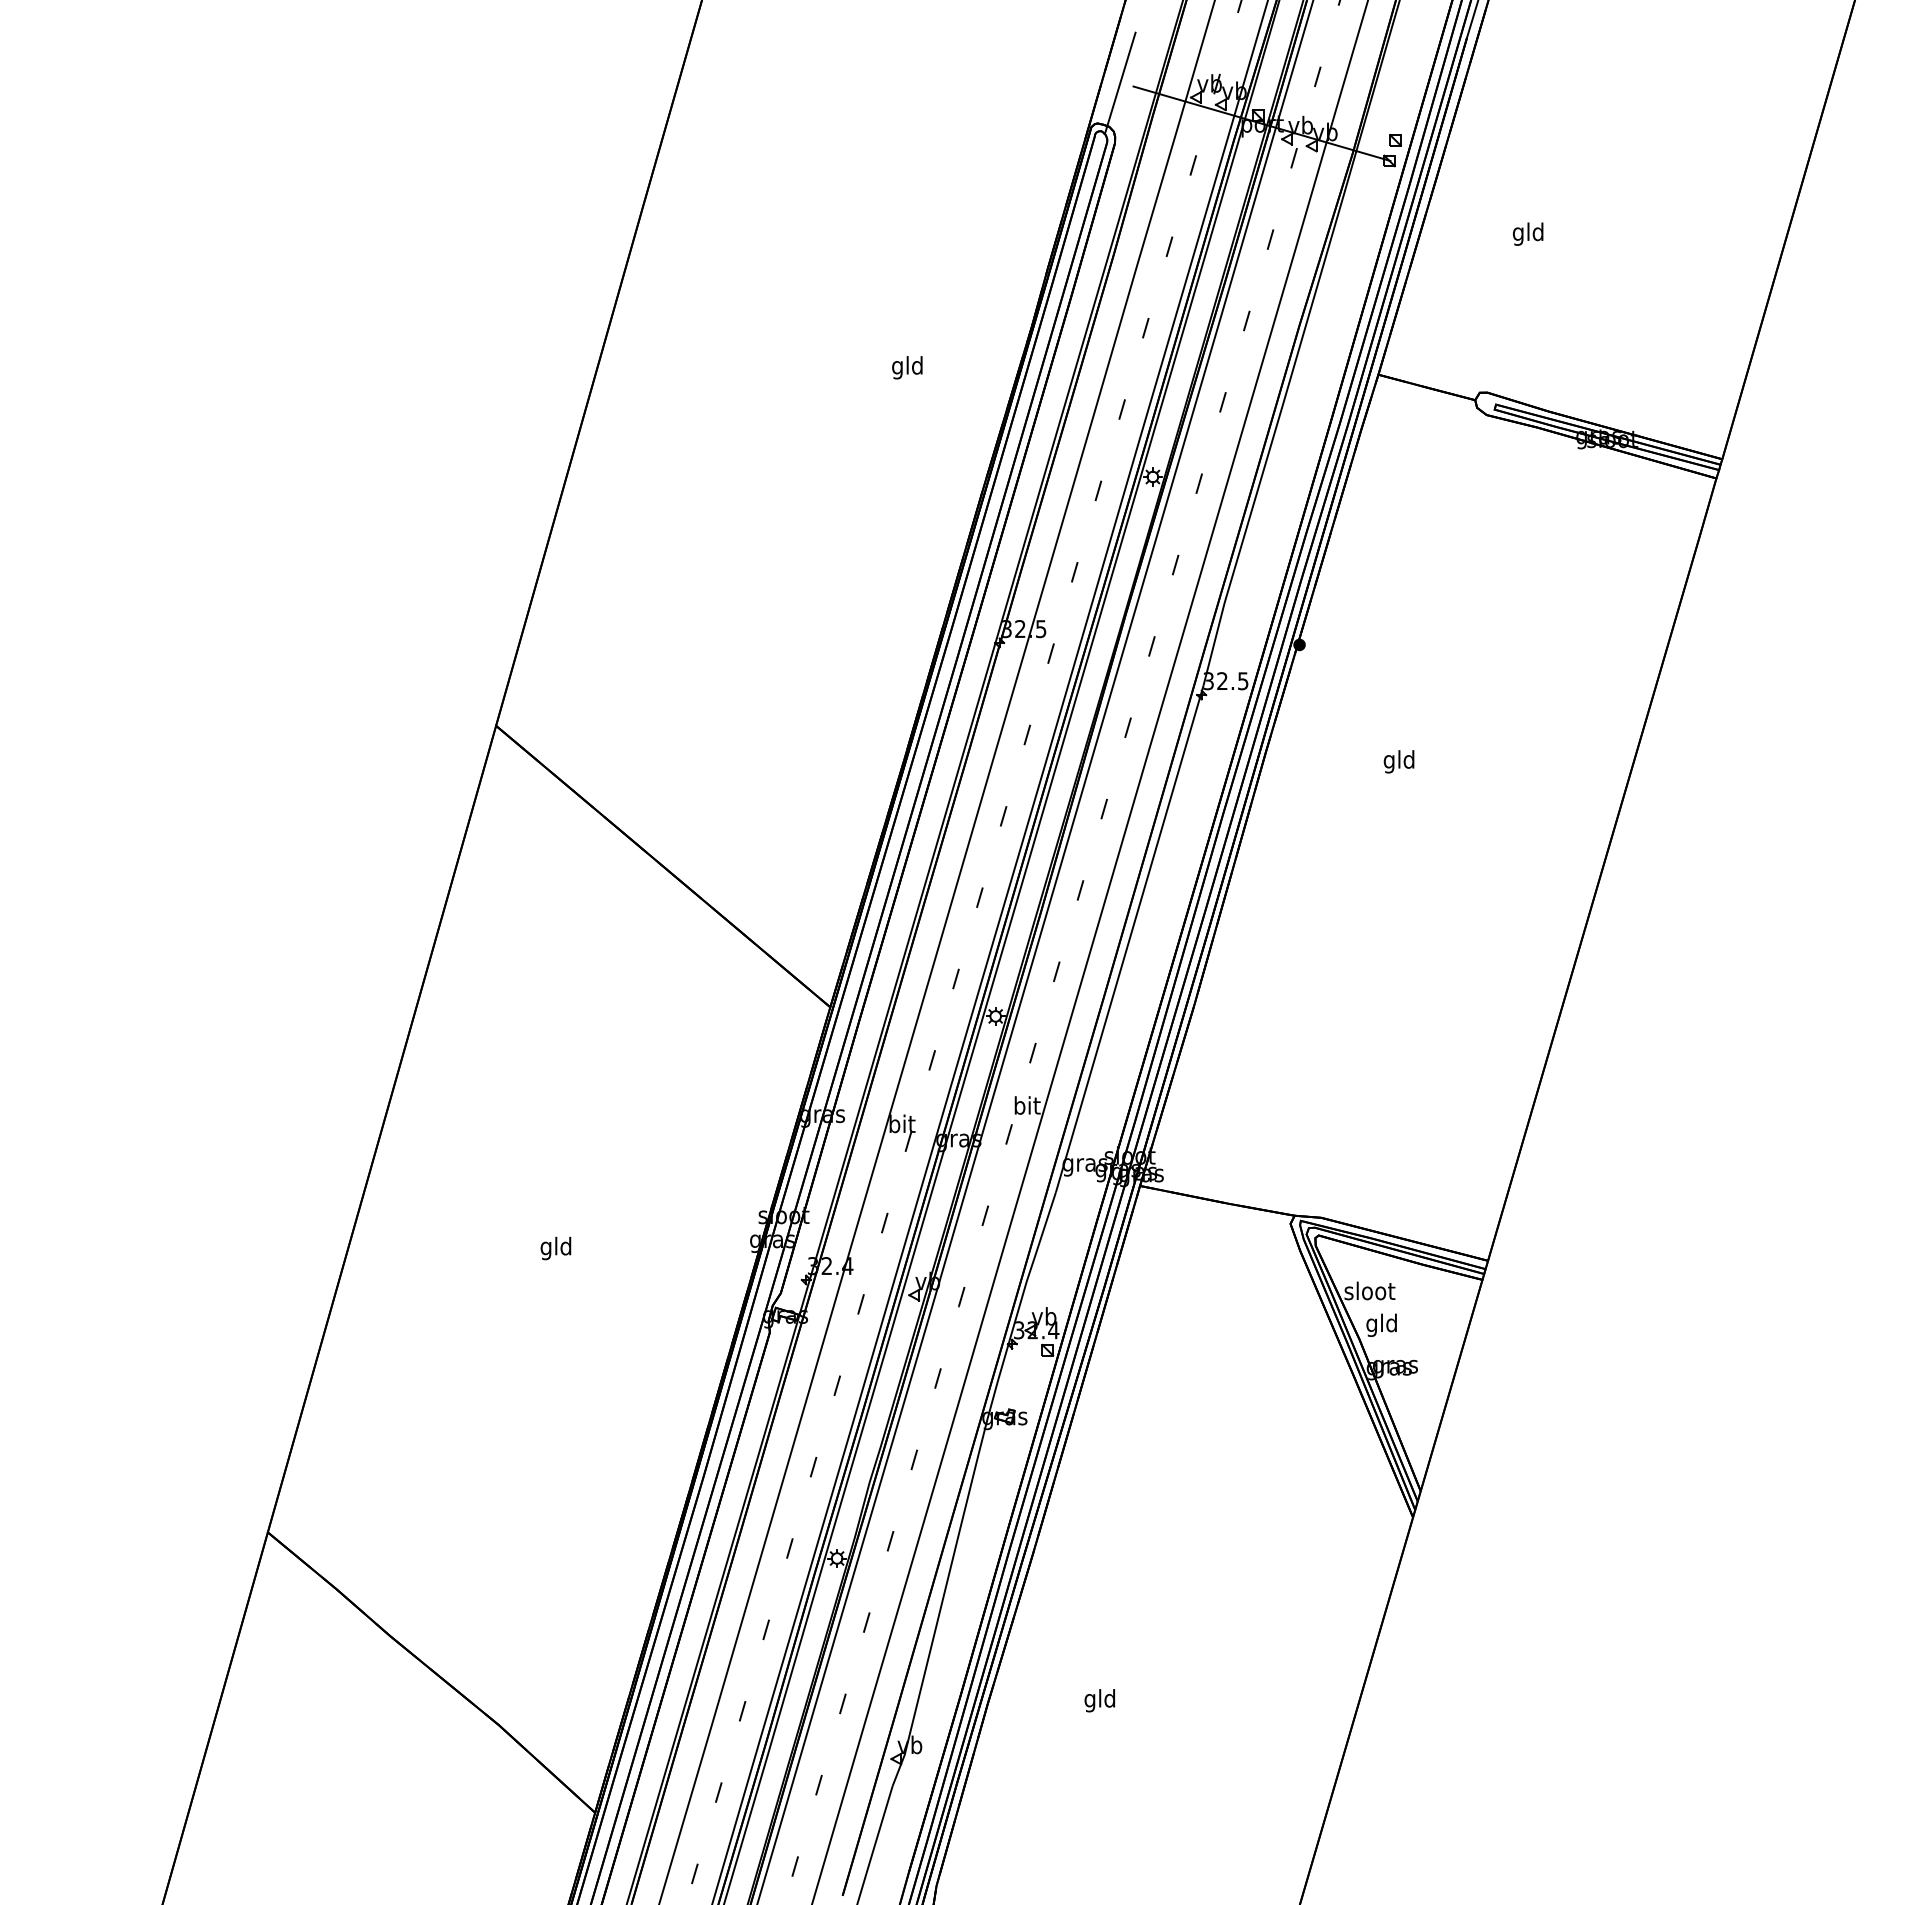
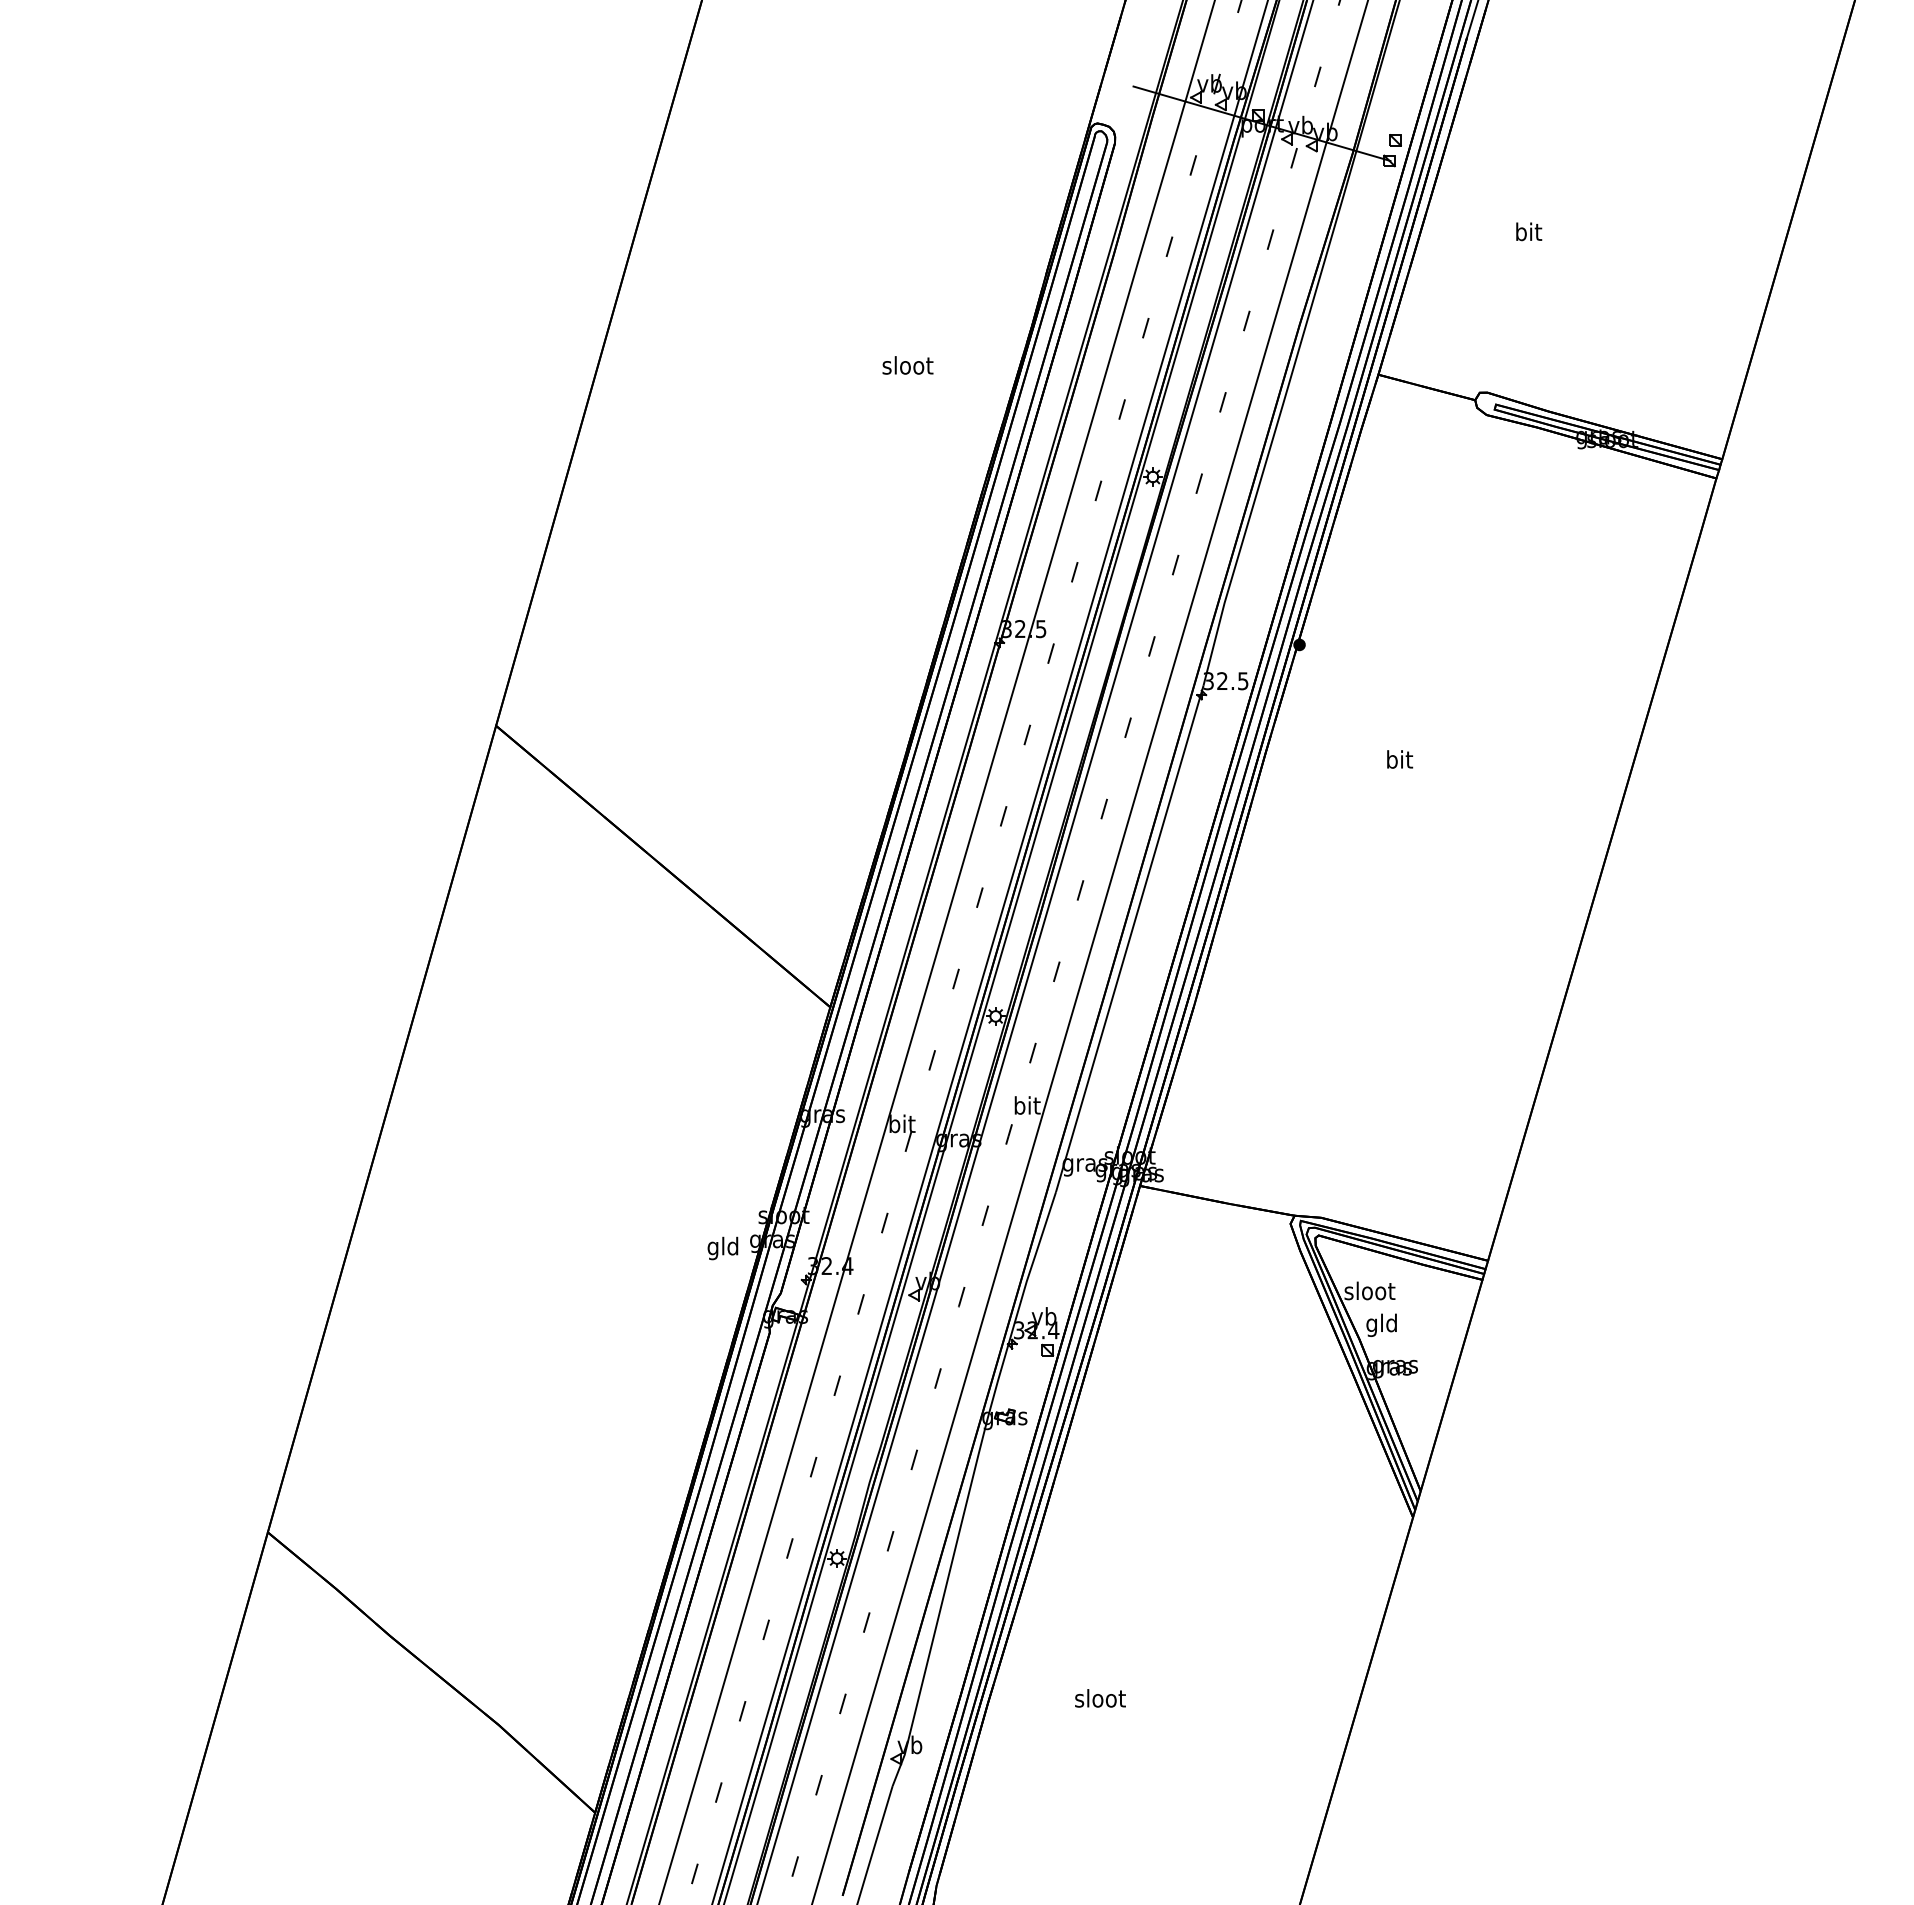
line: present -> none (1120, 82)
text: gld -> bit (1527, 233)
text: gld -> sloot (907, 367)
text: gld -> bit (1398, 761)
text position: (555, 1248) -> (722, 1248) (722, 1248)
text: gld -> sloot (1100, 1700)
